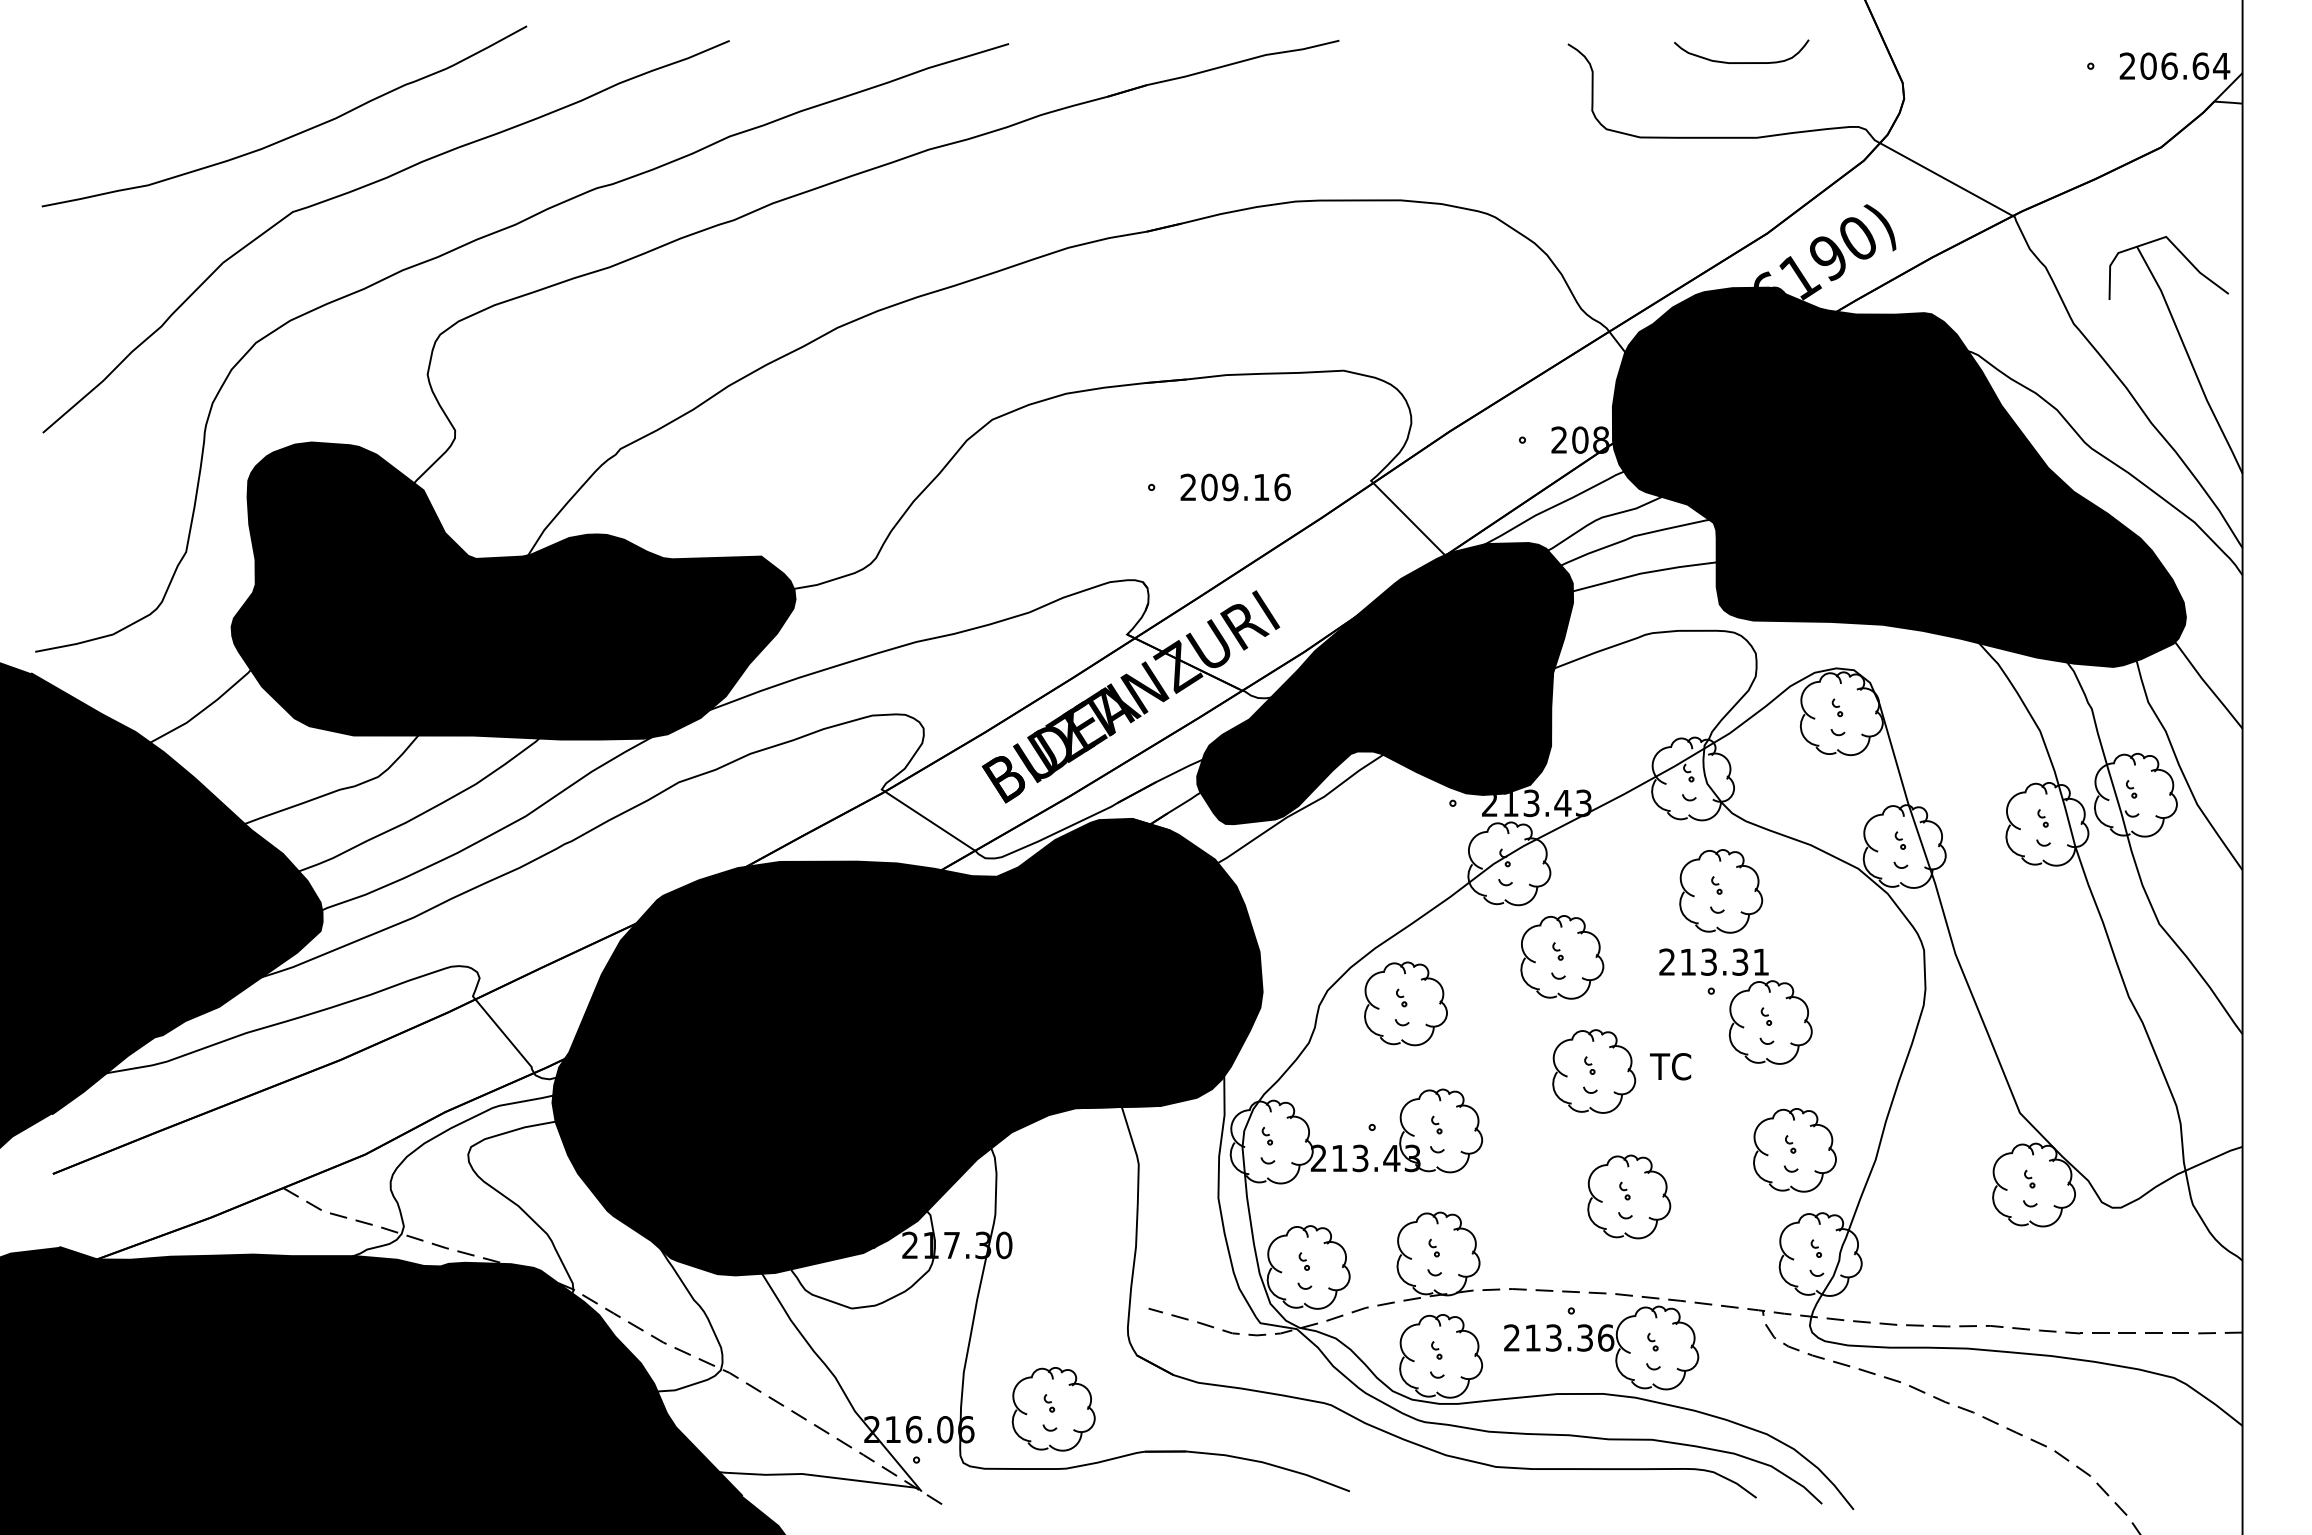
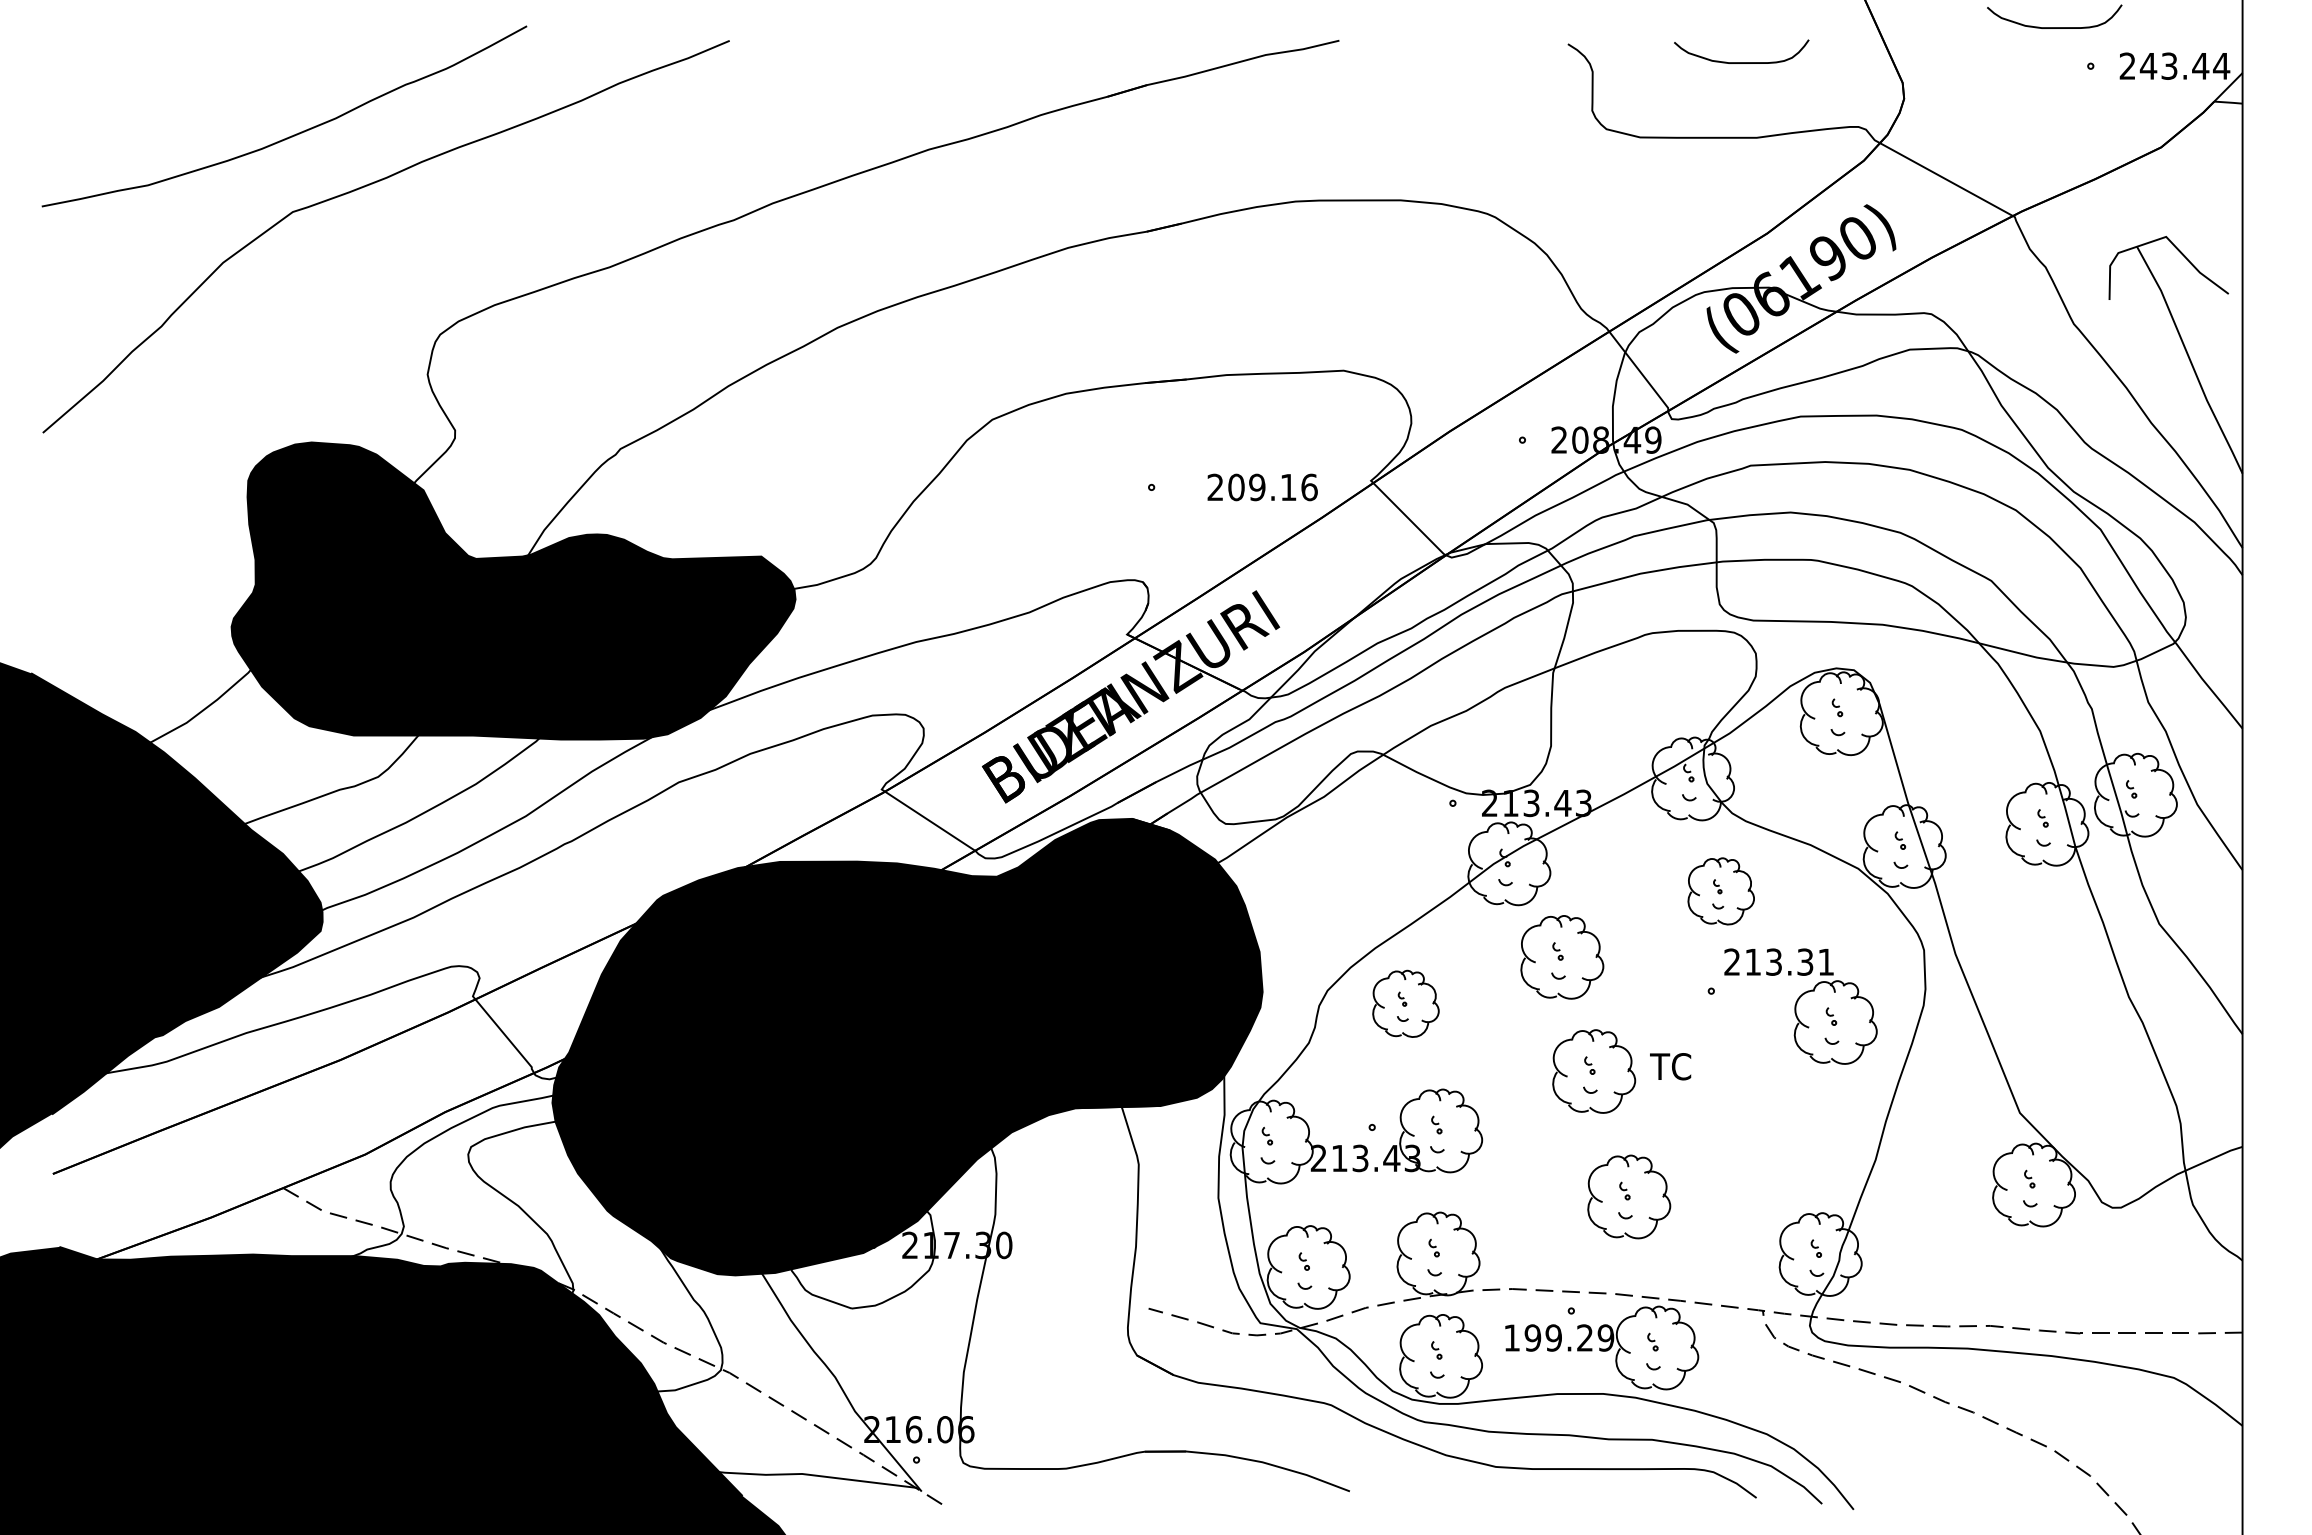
curve: none -> present (2054, 27)
text: 206.64 -> 243.44 (2174, 65)
curve: present -> none (473, 242)
fill: present -> none (1898, 476)
text position: (1235, 487) -> (1262, 487) (1262, 487)
fill: present -> none (1385, 683)
part size: 85x85 px -> 68x69 px (1720, 891)
part size: 84x86 px -> 68x69 px (1405, 1003)
part position: (1735, 1006) -> (1800, 1006) (1800, 1006)
part: present -> none (1794, 1150)
text: 213.36 -> 199.29 (1559, 1337)
part: present -> none (1053, 1409)
